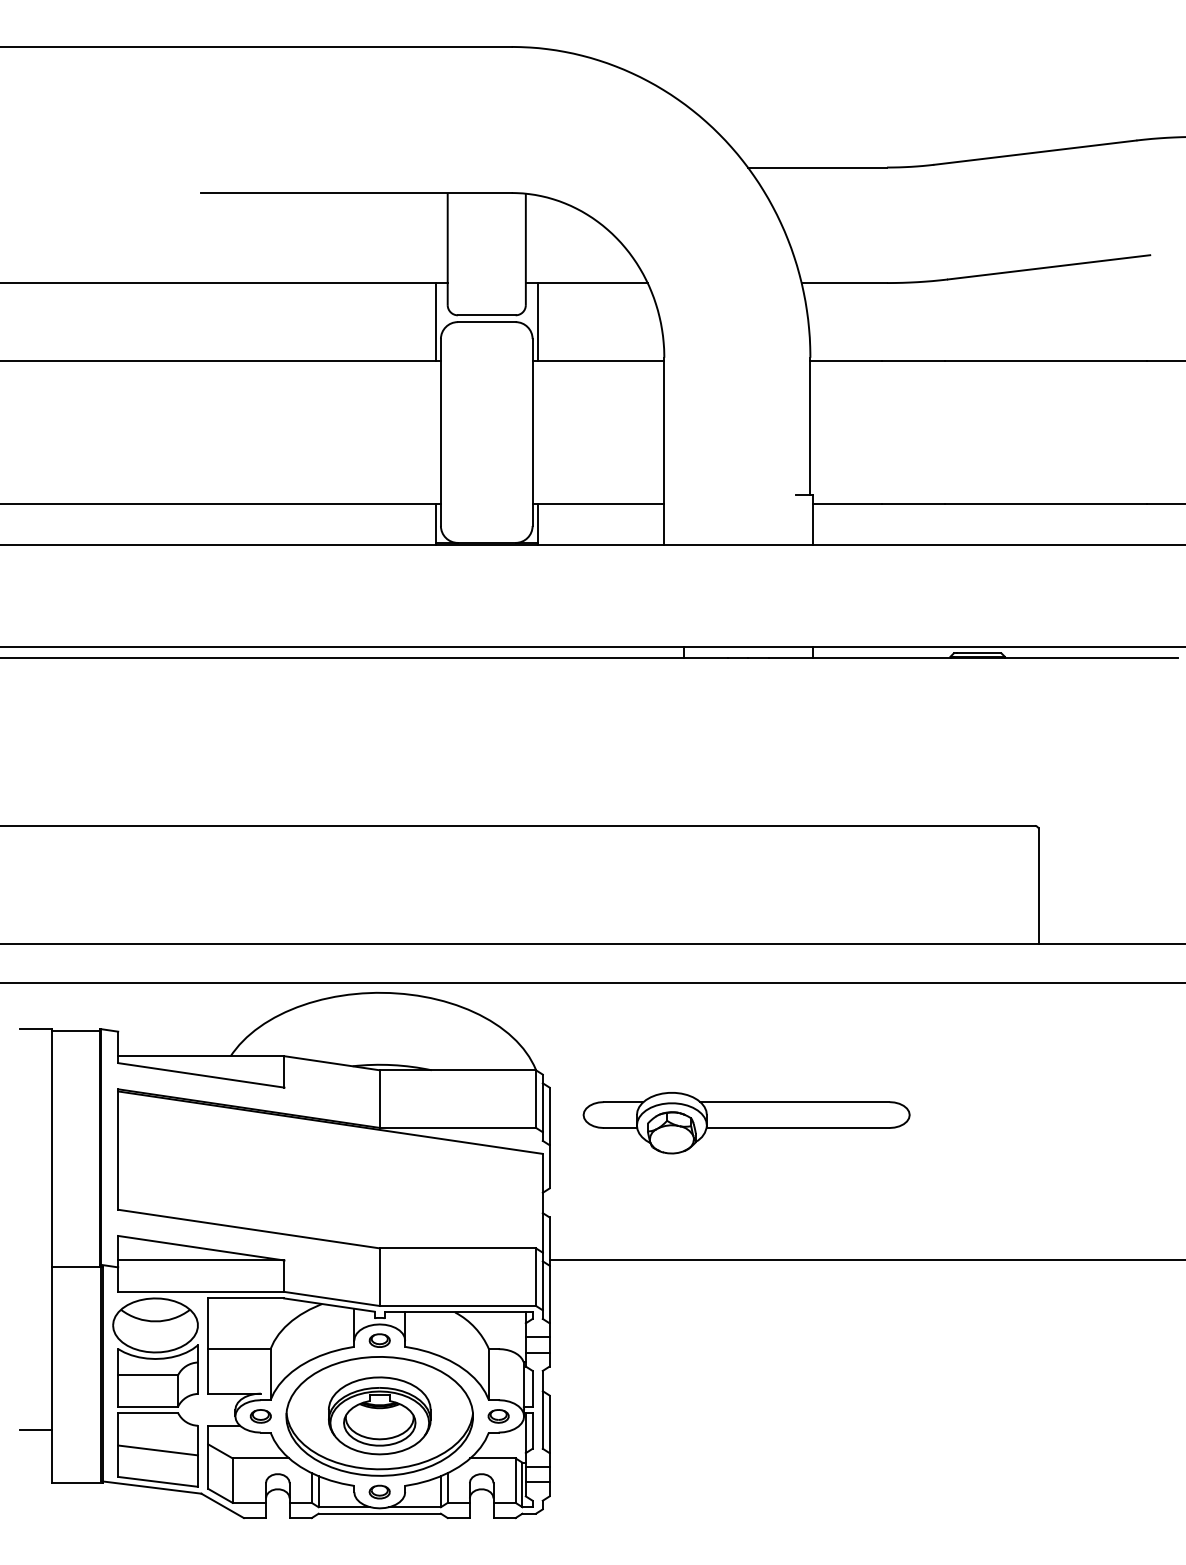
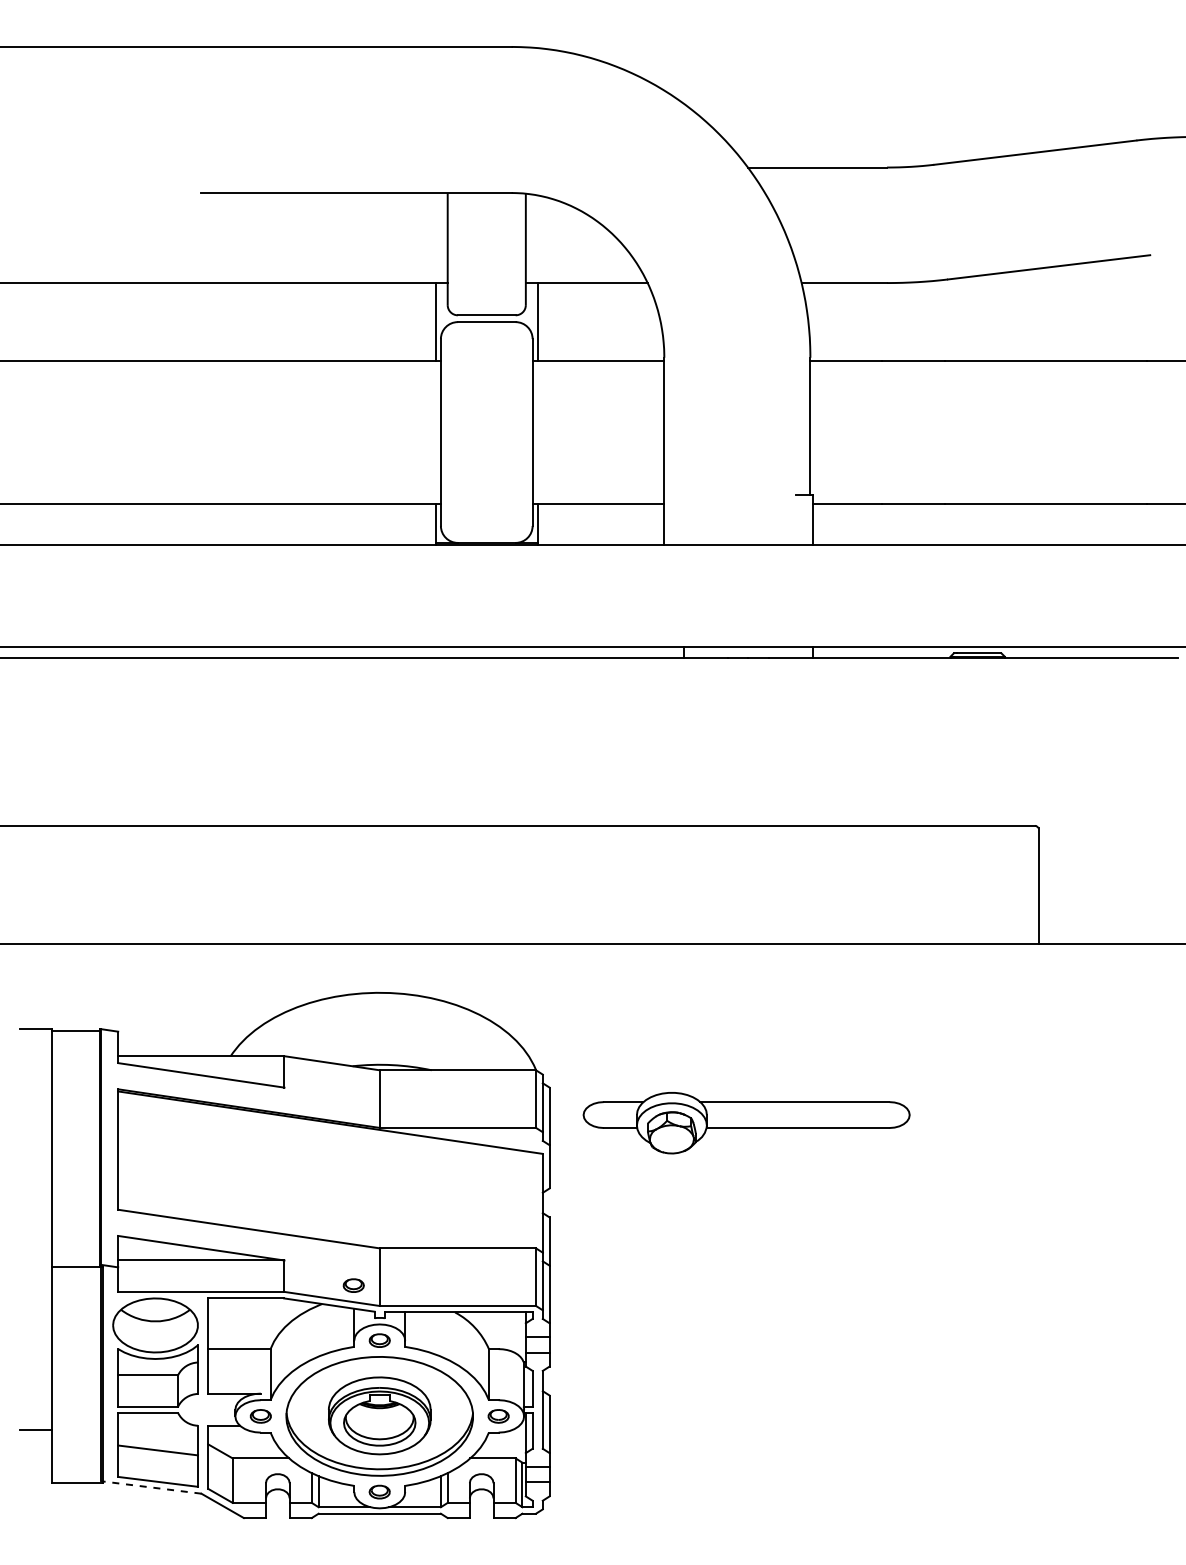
line: present -> none (592, 983)
line: present -> none (865, 1260)
part: none -> present (353, 1285)
line: solid -> dashed (150, 1487)
